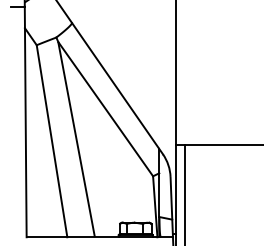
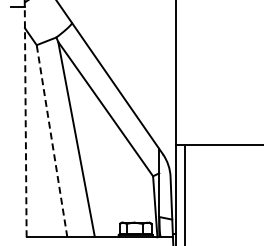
line: solid -> dashed (25, 121)
line: solid -> dashed (51, 140)
